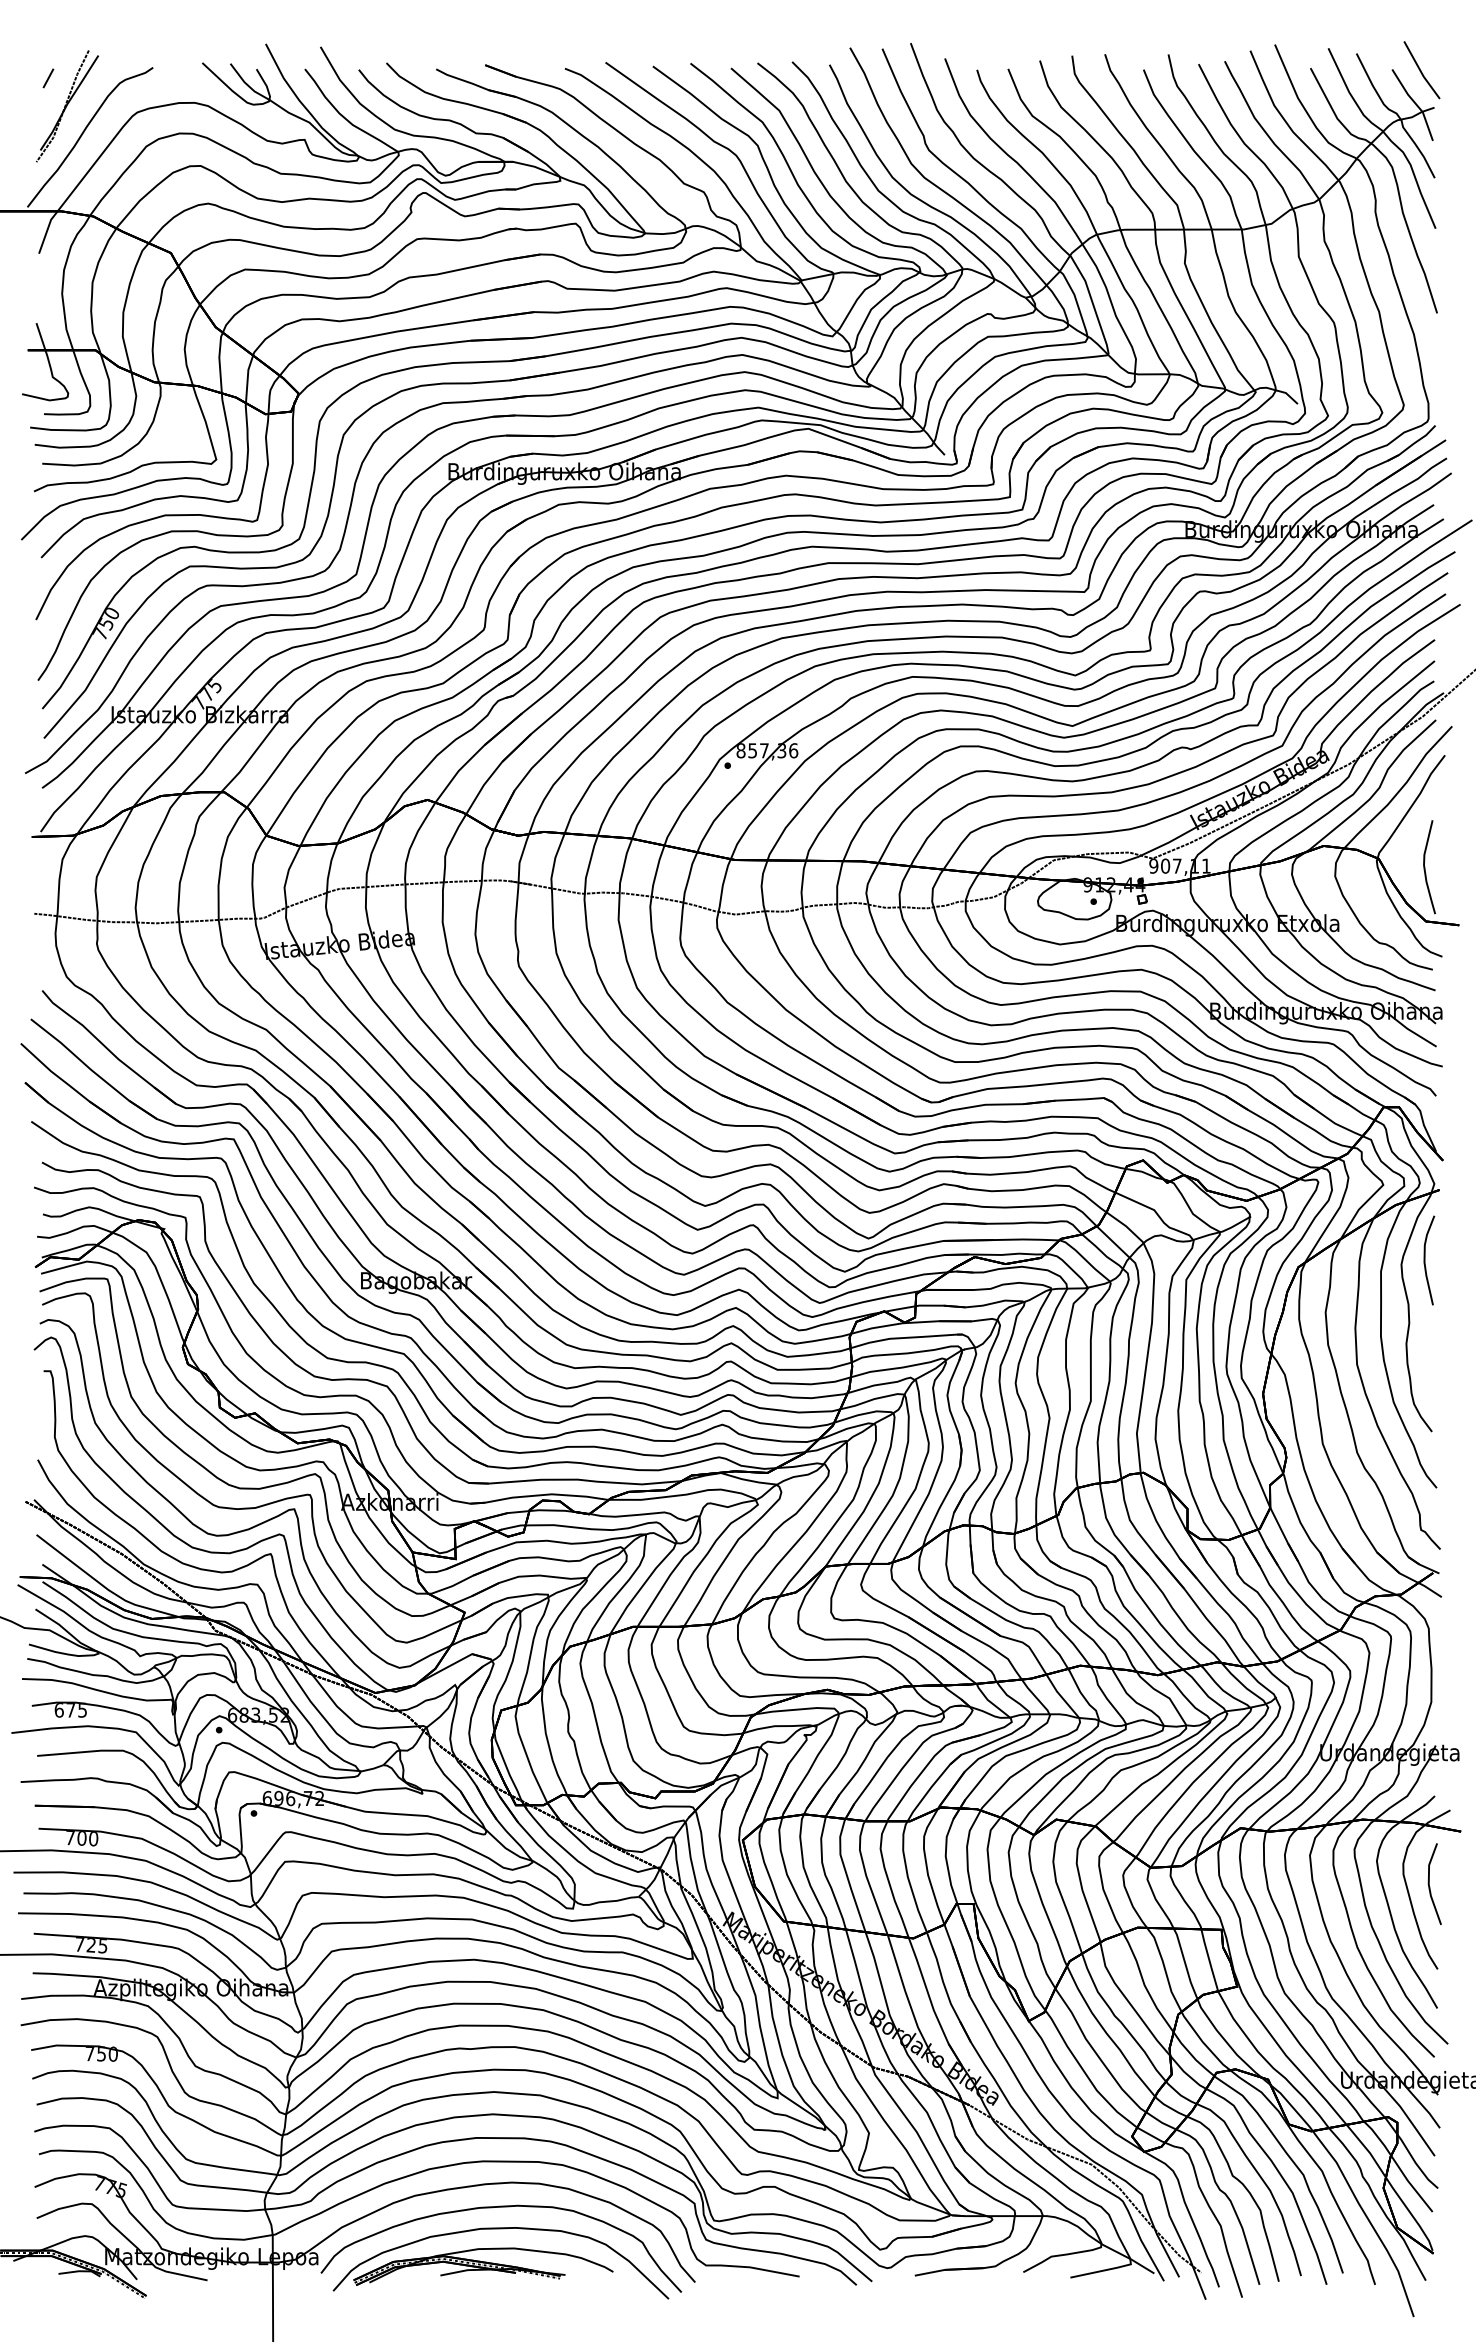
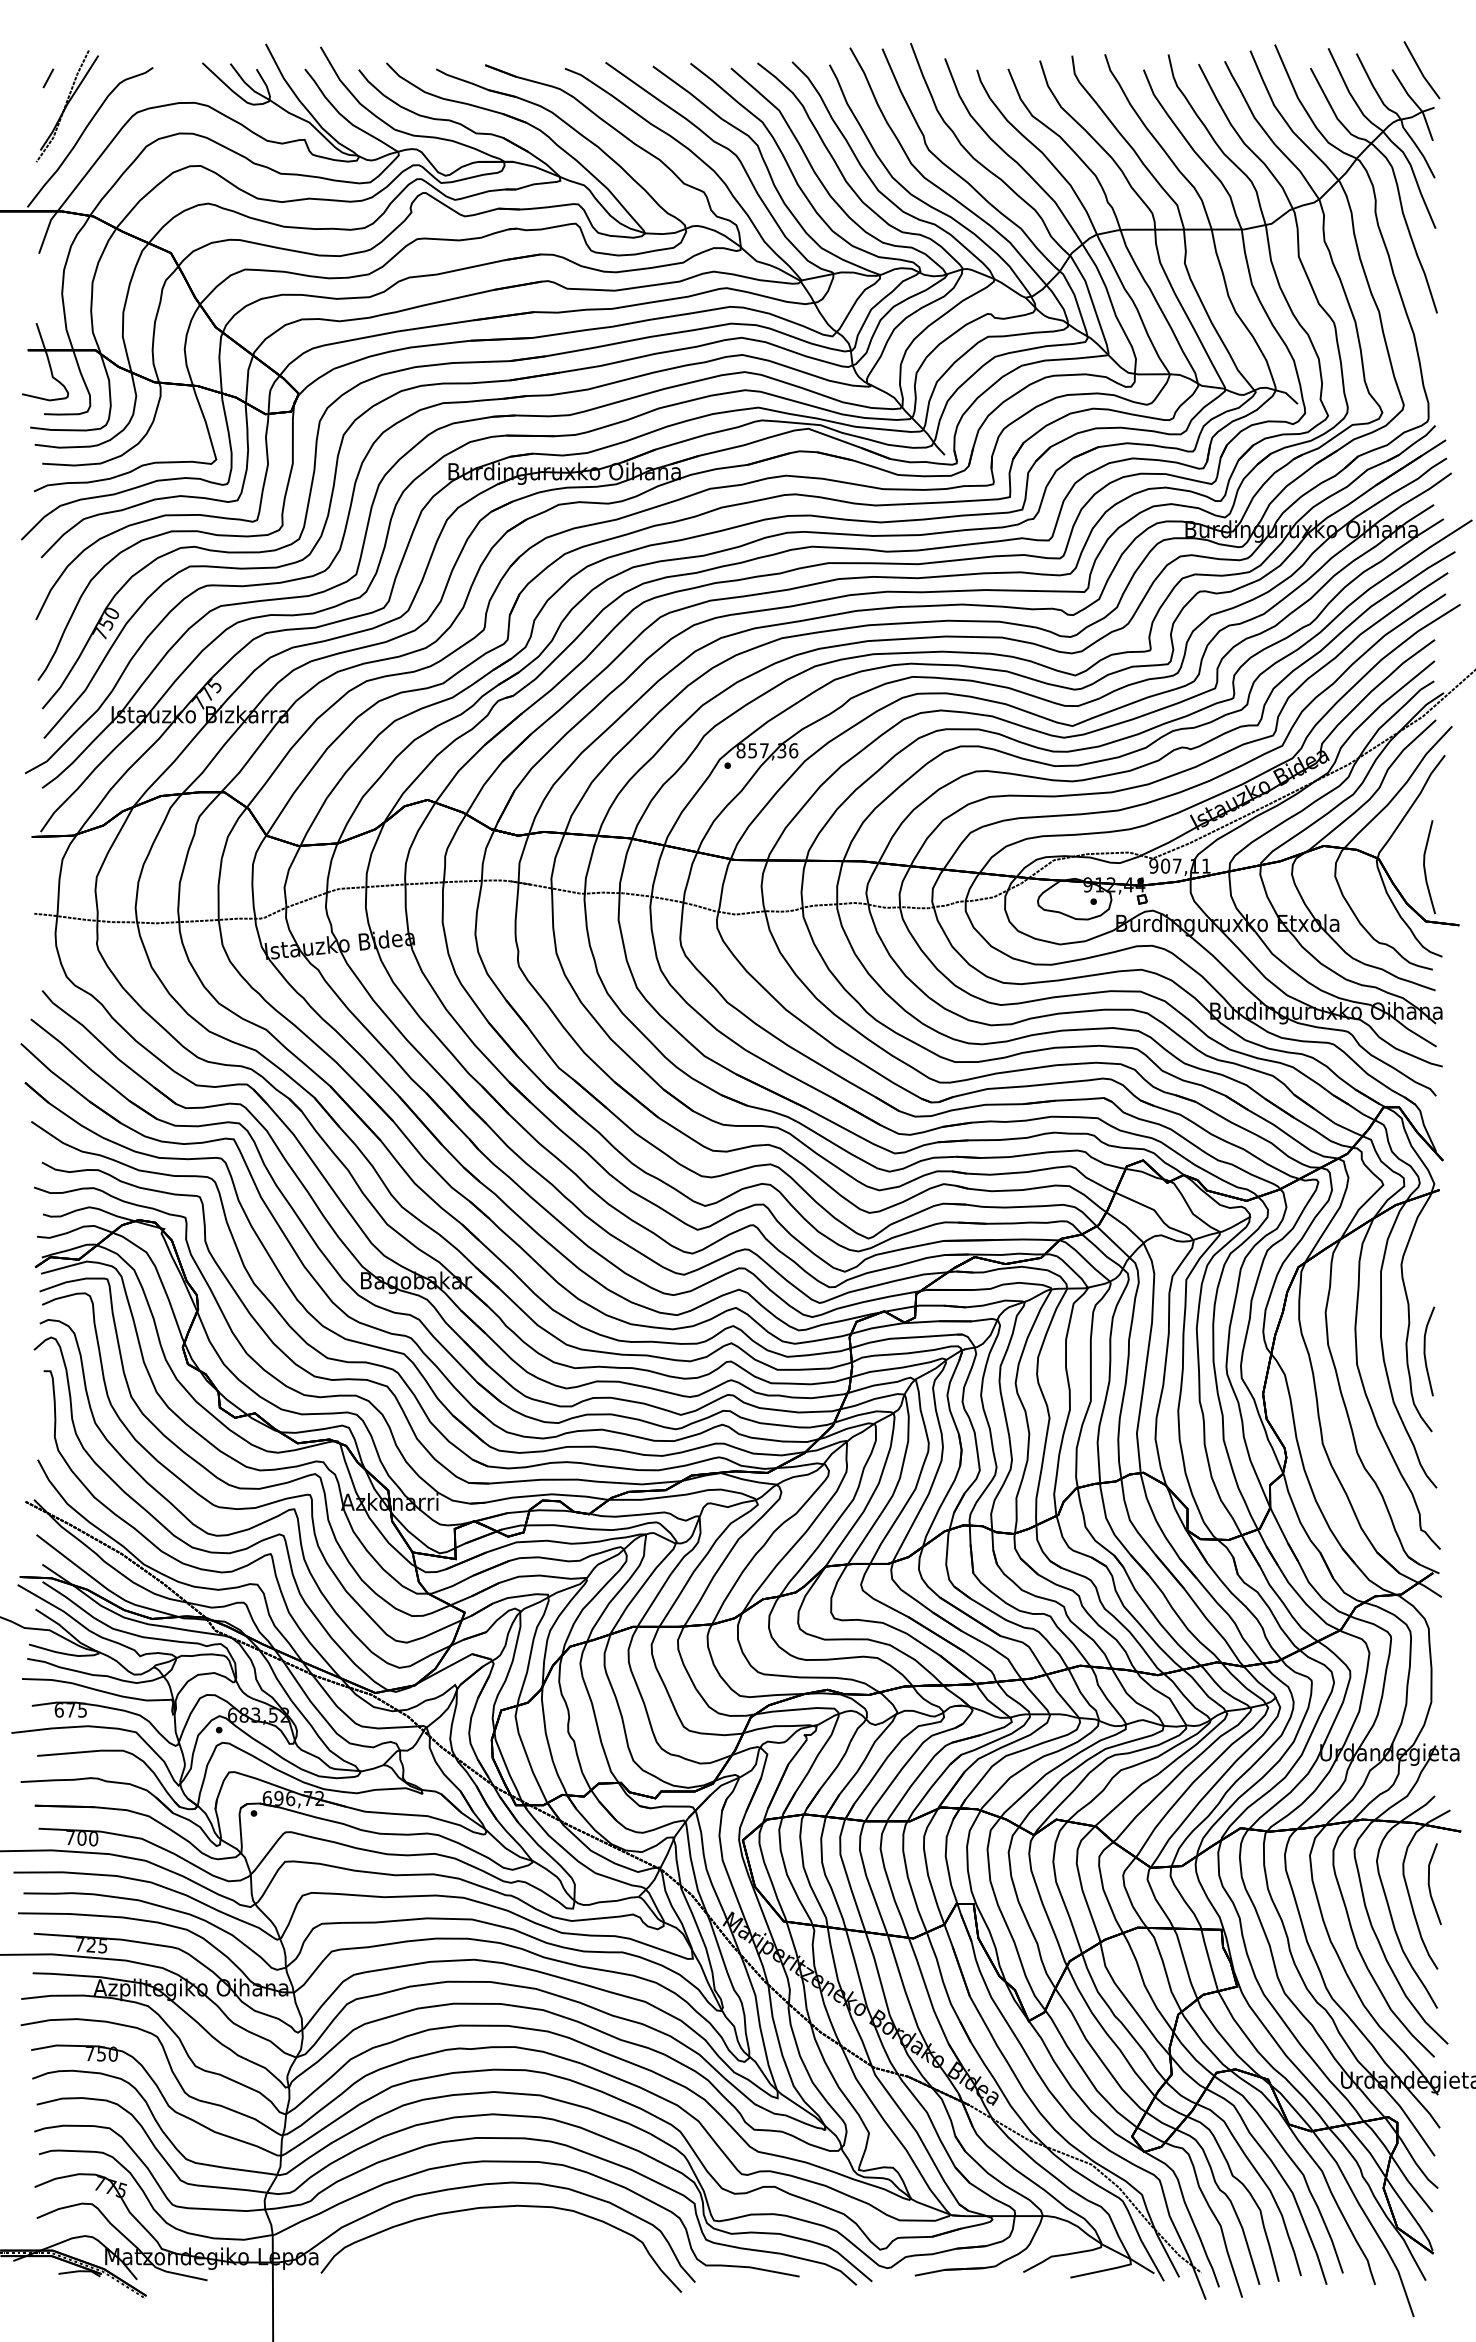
curve position: (1425, 1260) -> (1425, 1351) (1425, 1351)
part: present -> none (500, 2263)
